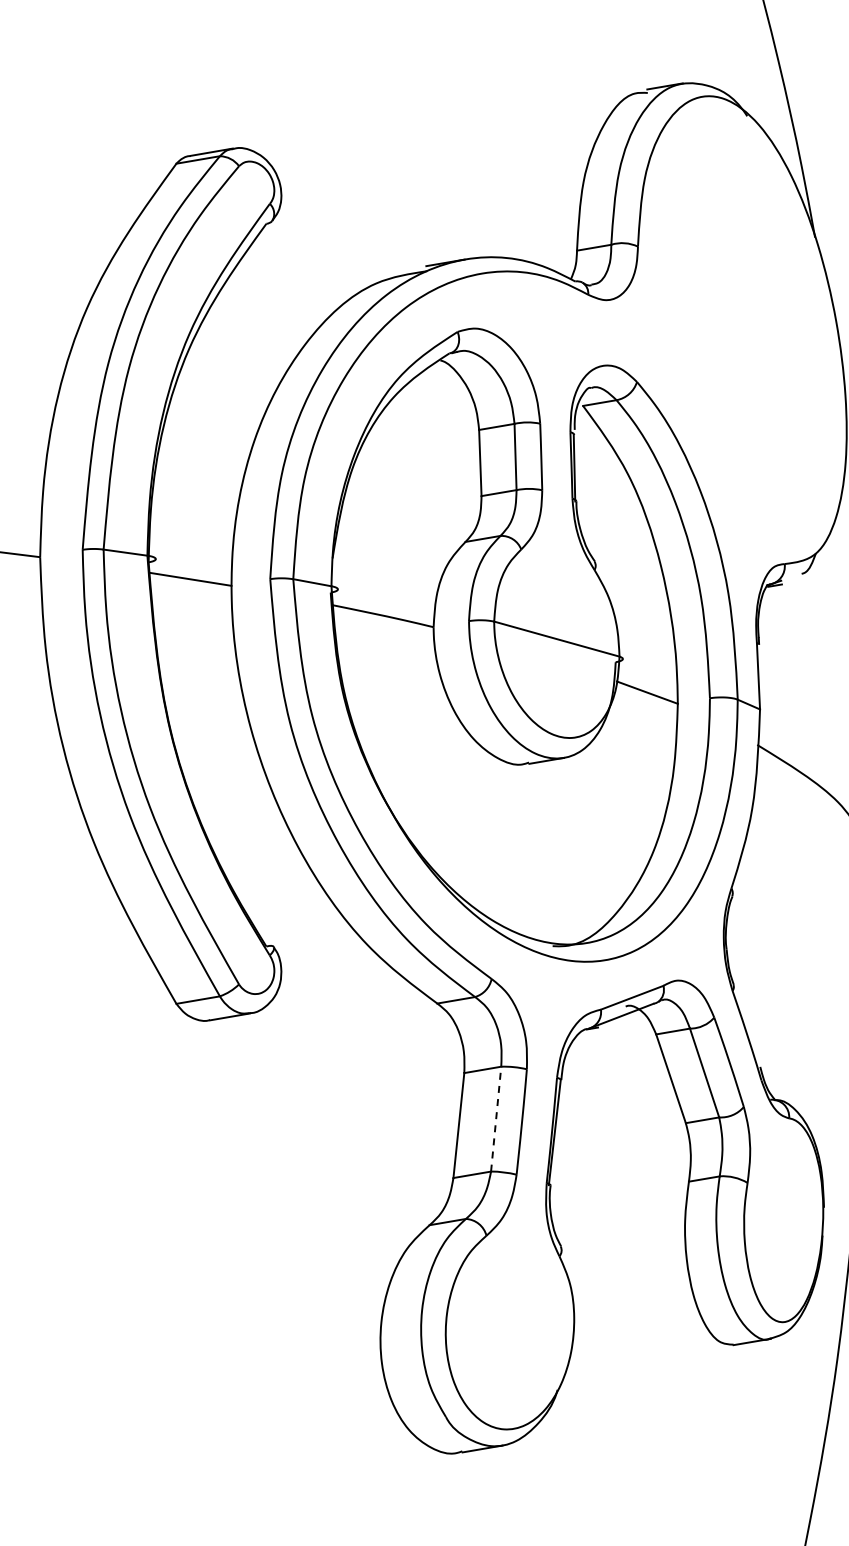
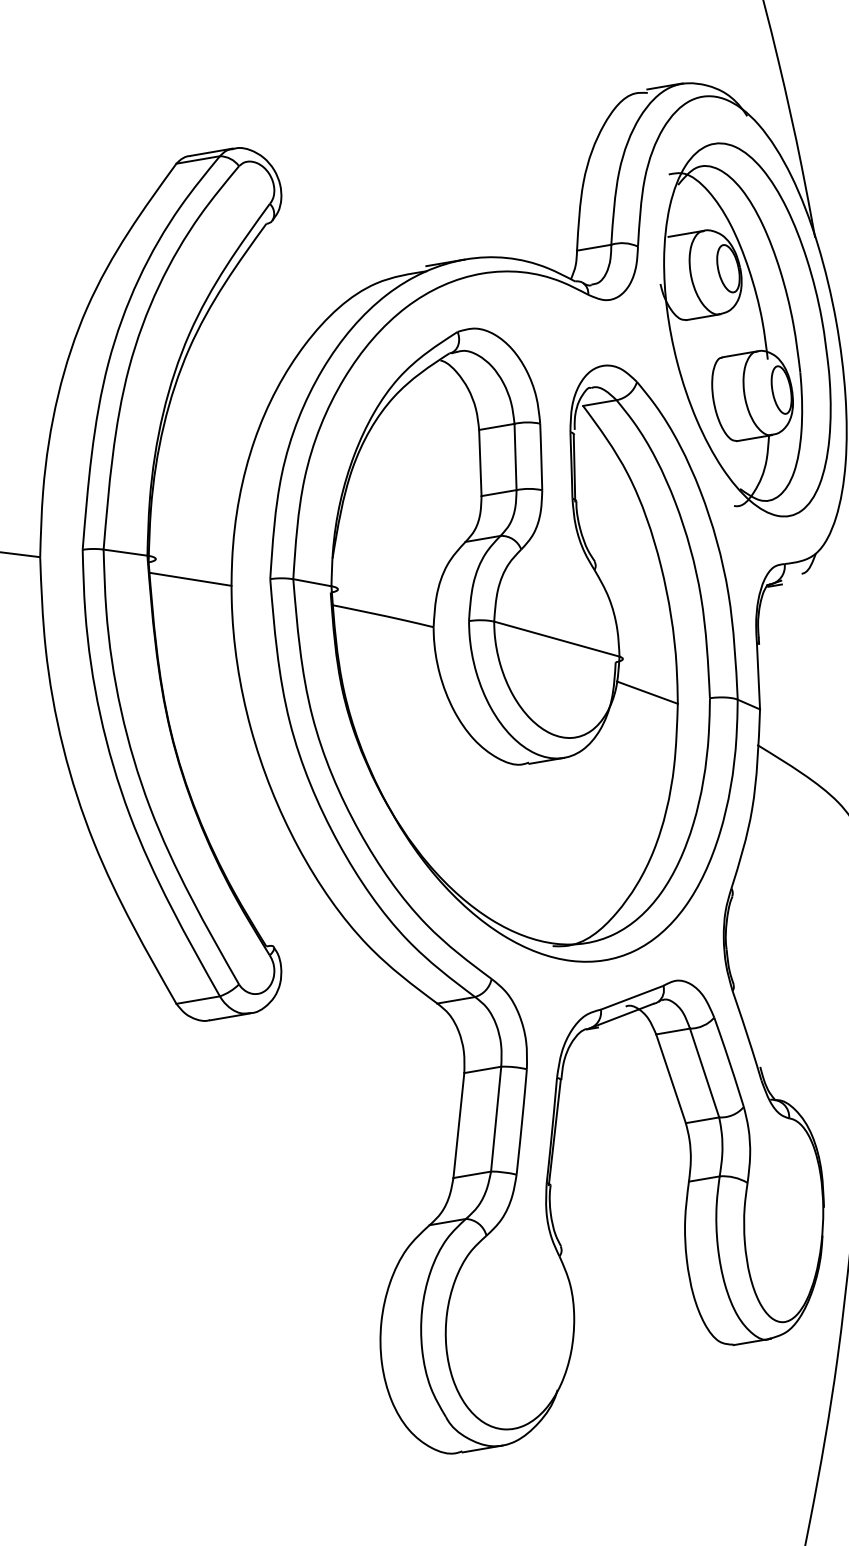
part: none -> present (745, 329)
line: dashed -> solid (496, 1119)
